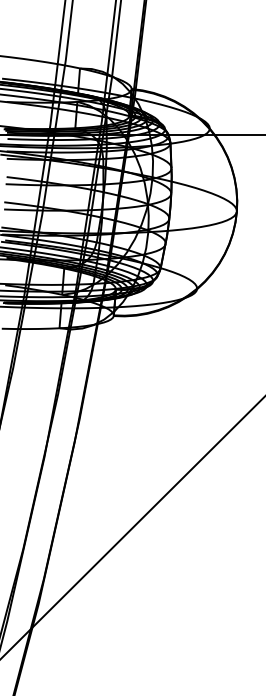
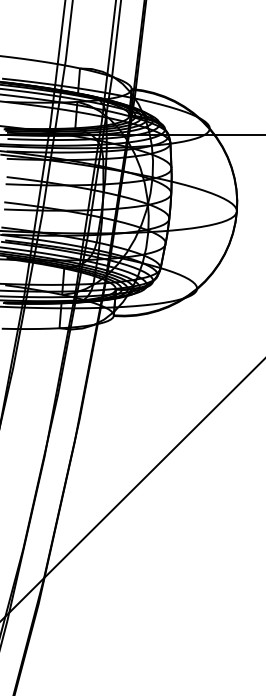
line position: (132, 527) -> (132, 489) (132, 489)
